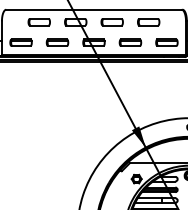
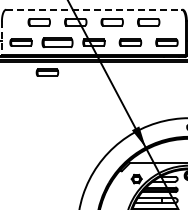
line: solid -> dashed (93, 9)
line: solid -> dashed (1, 38)
part size: 25x9 px -> 33x11 px (57, 42)
part: none -> present (47, 72)
